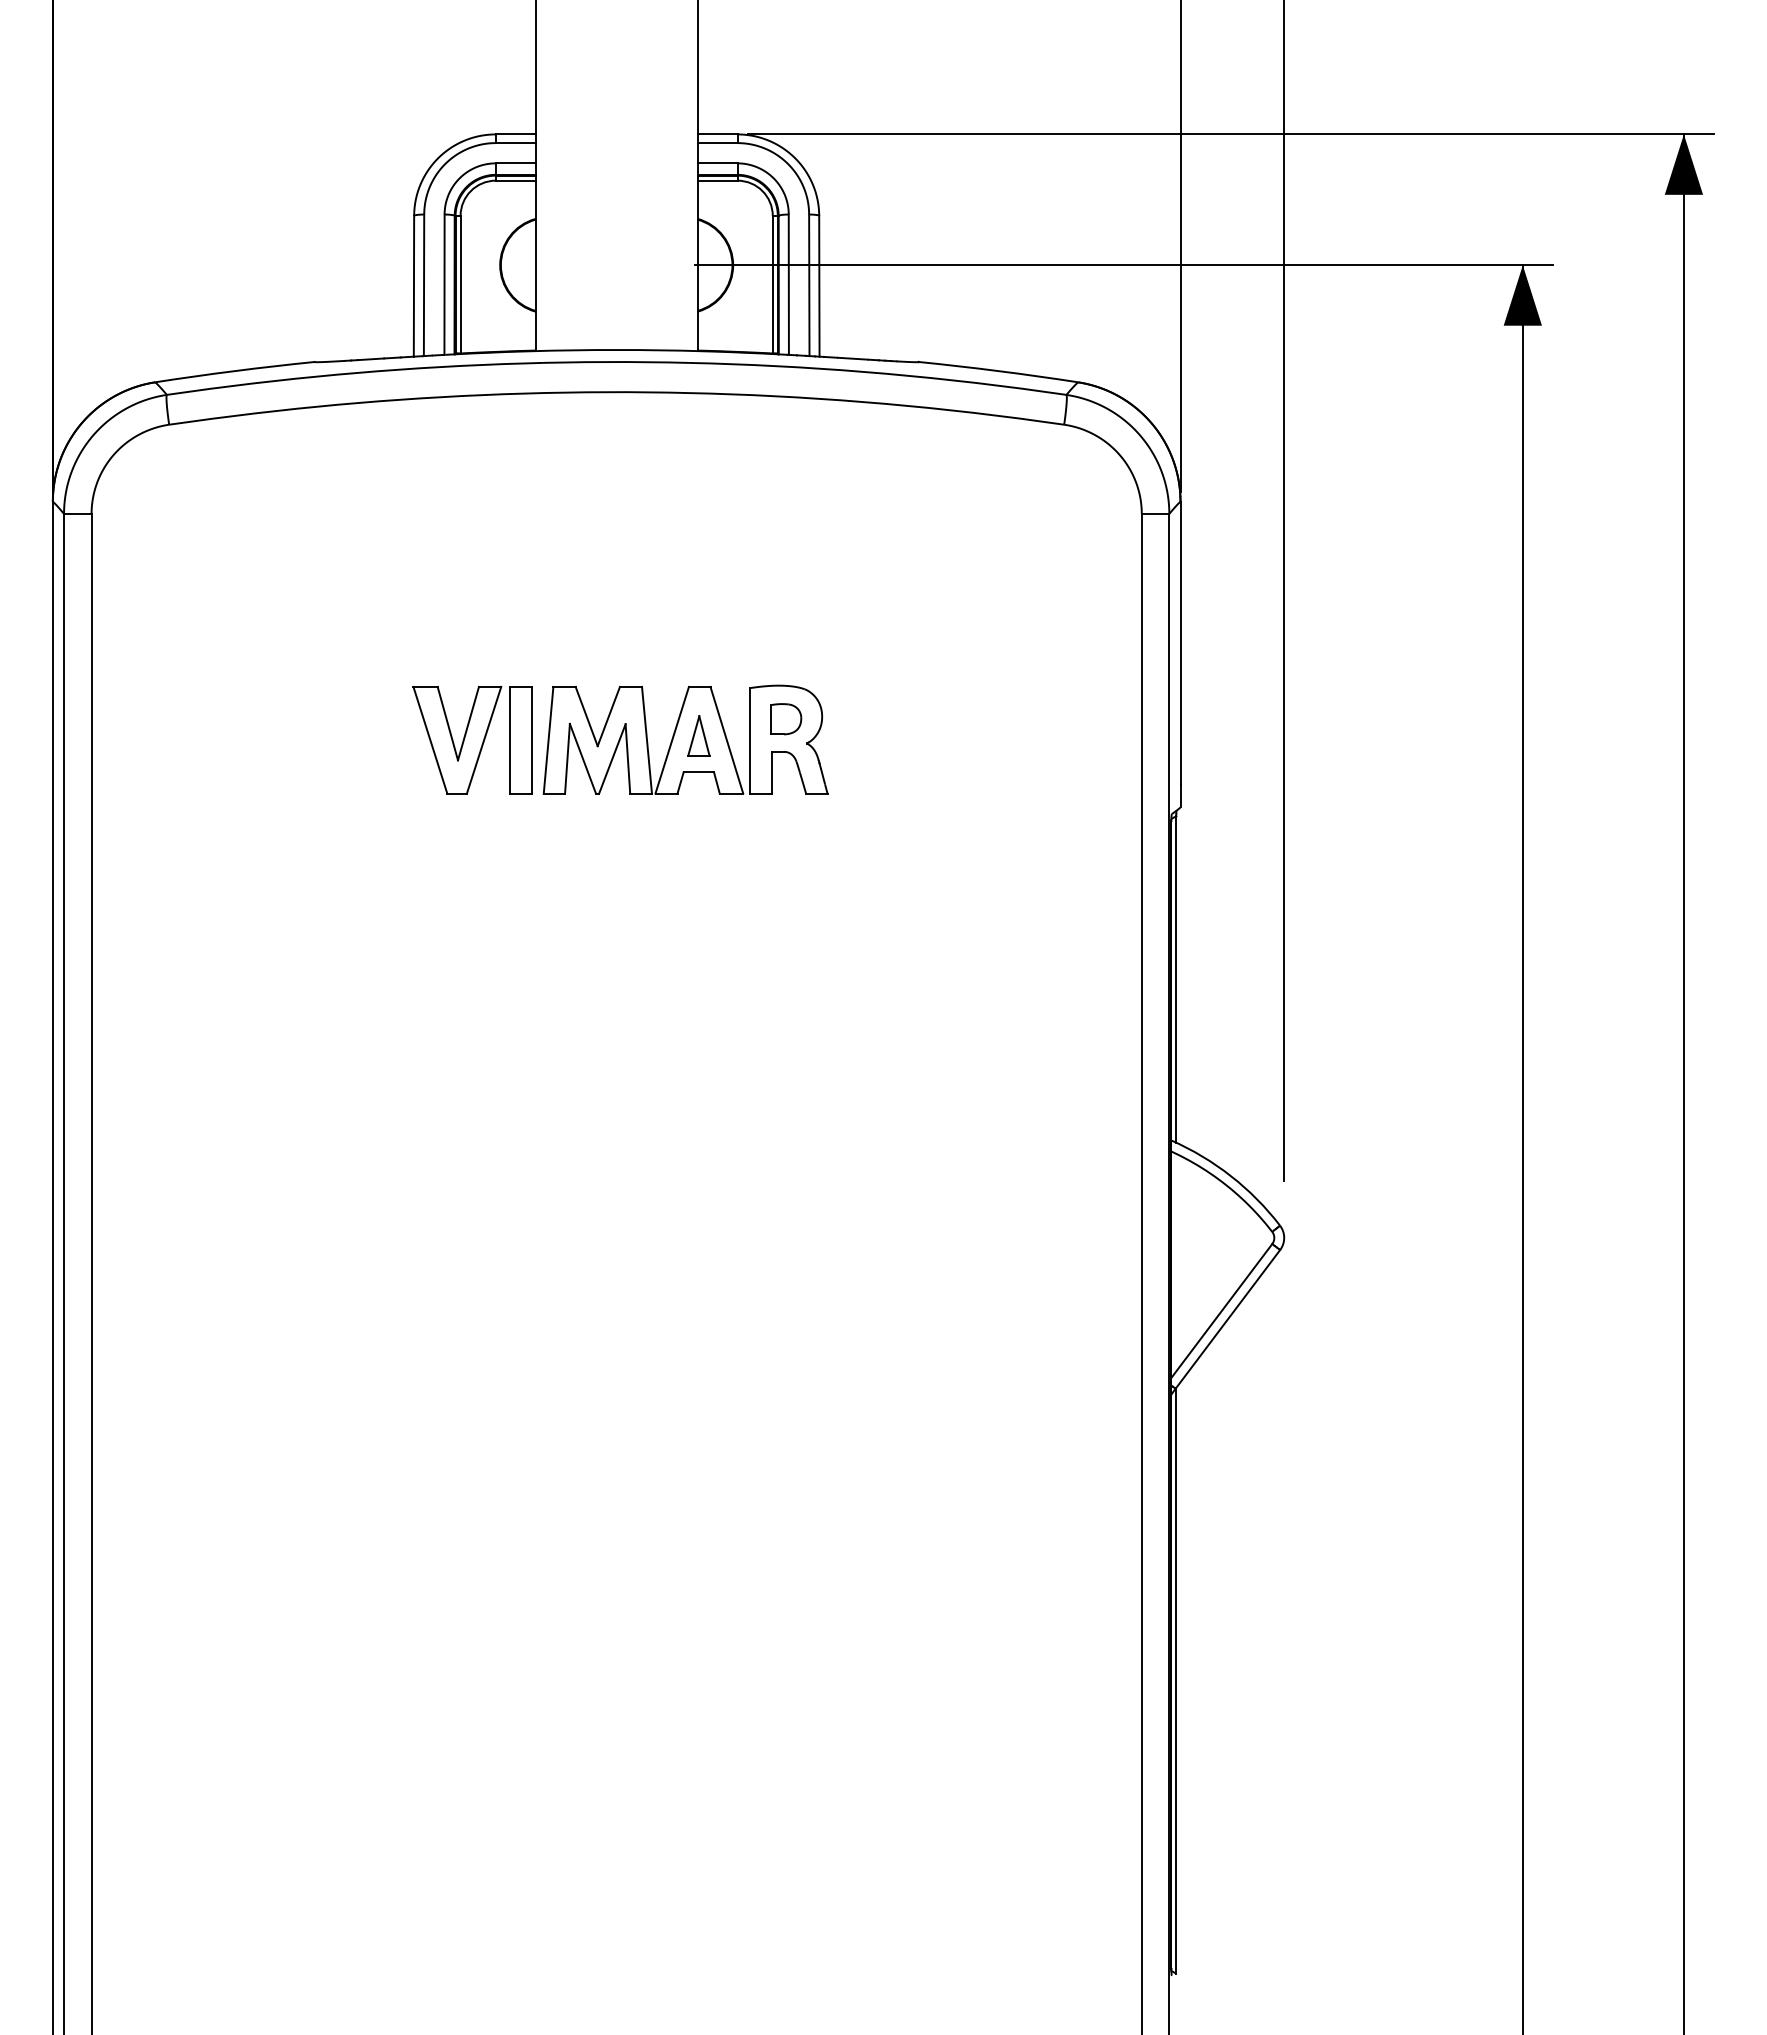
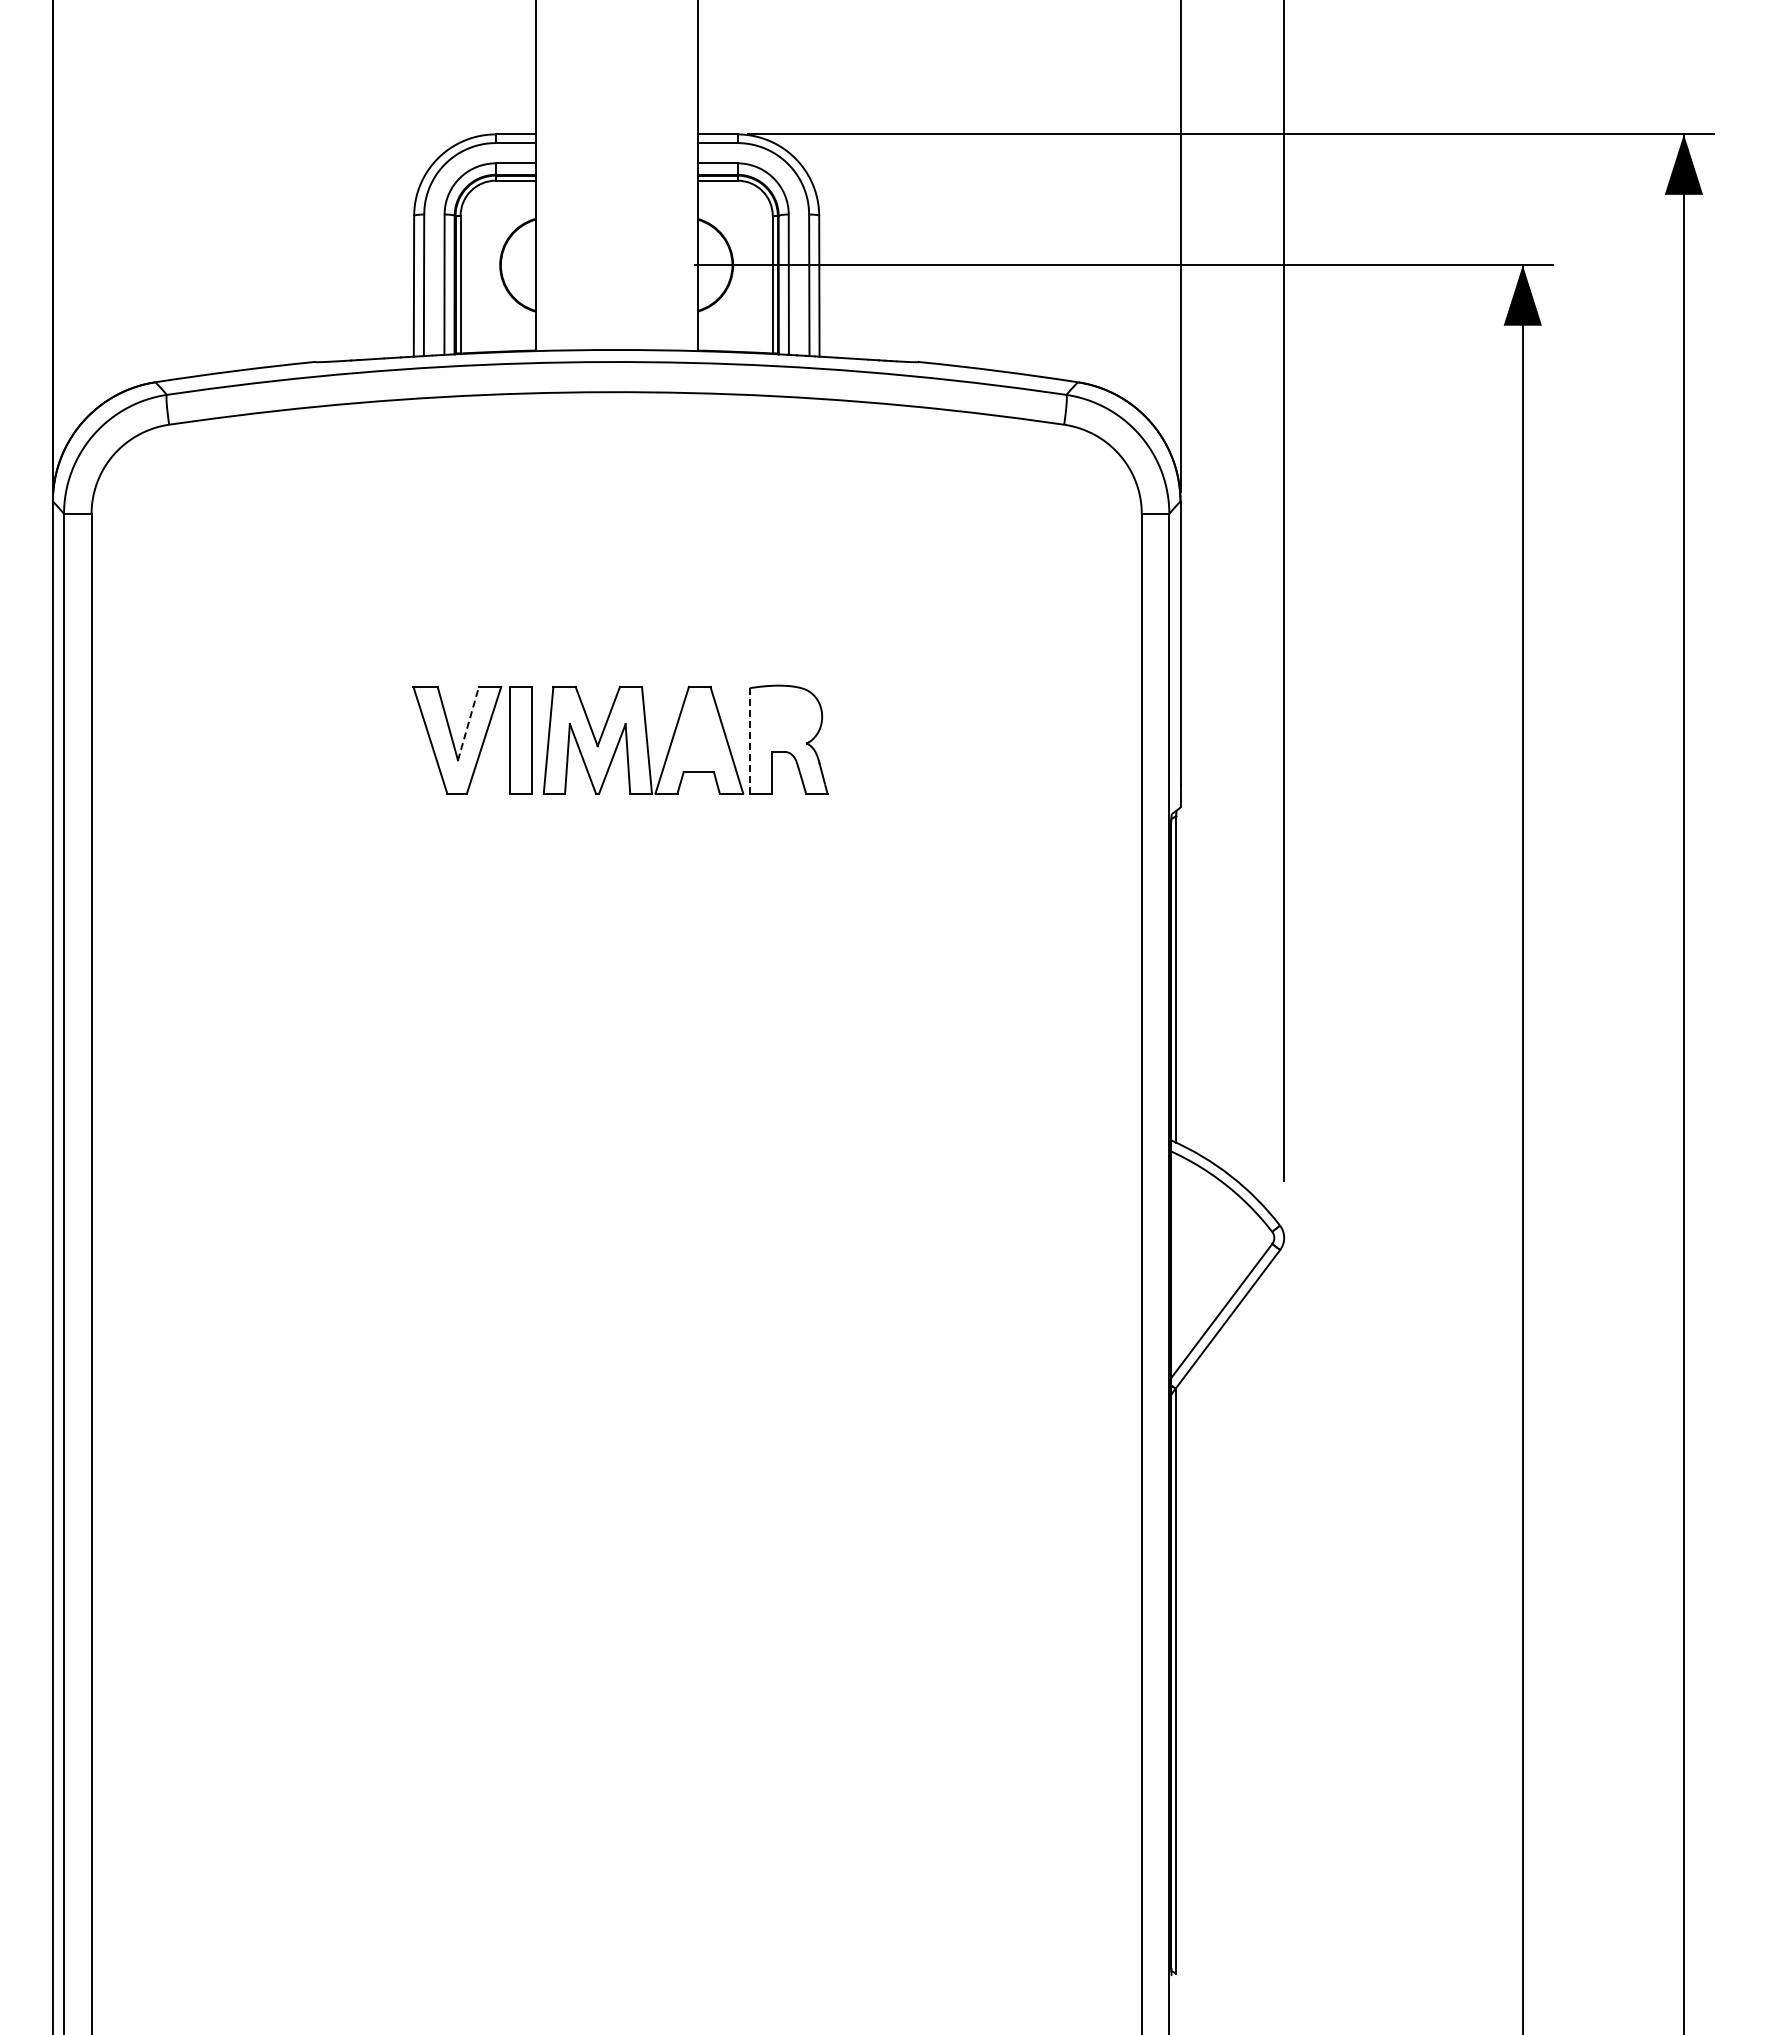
part: present -> none (786, 719)
line: solid -> dashed (468, 723)
part: present -> none (698, 735)
line: solid -> dashed (749, 740)
